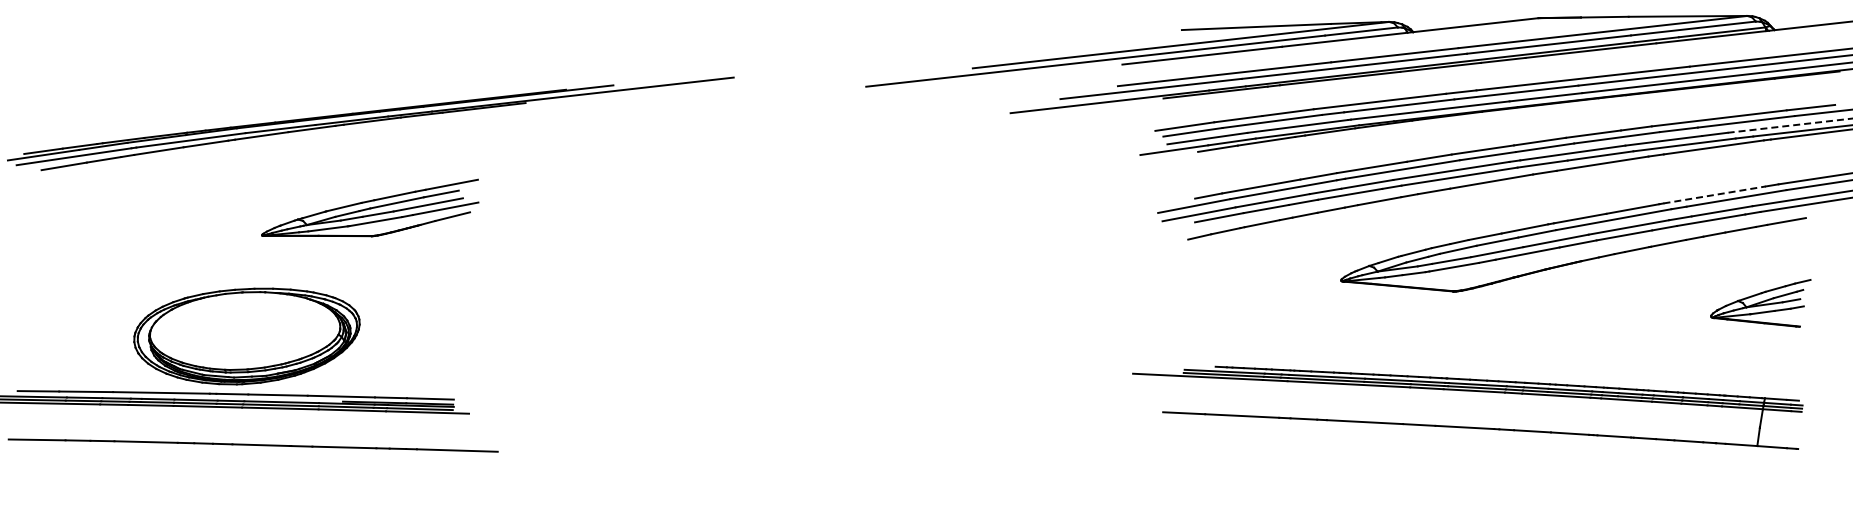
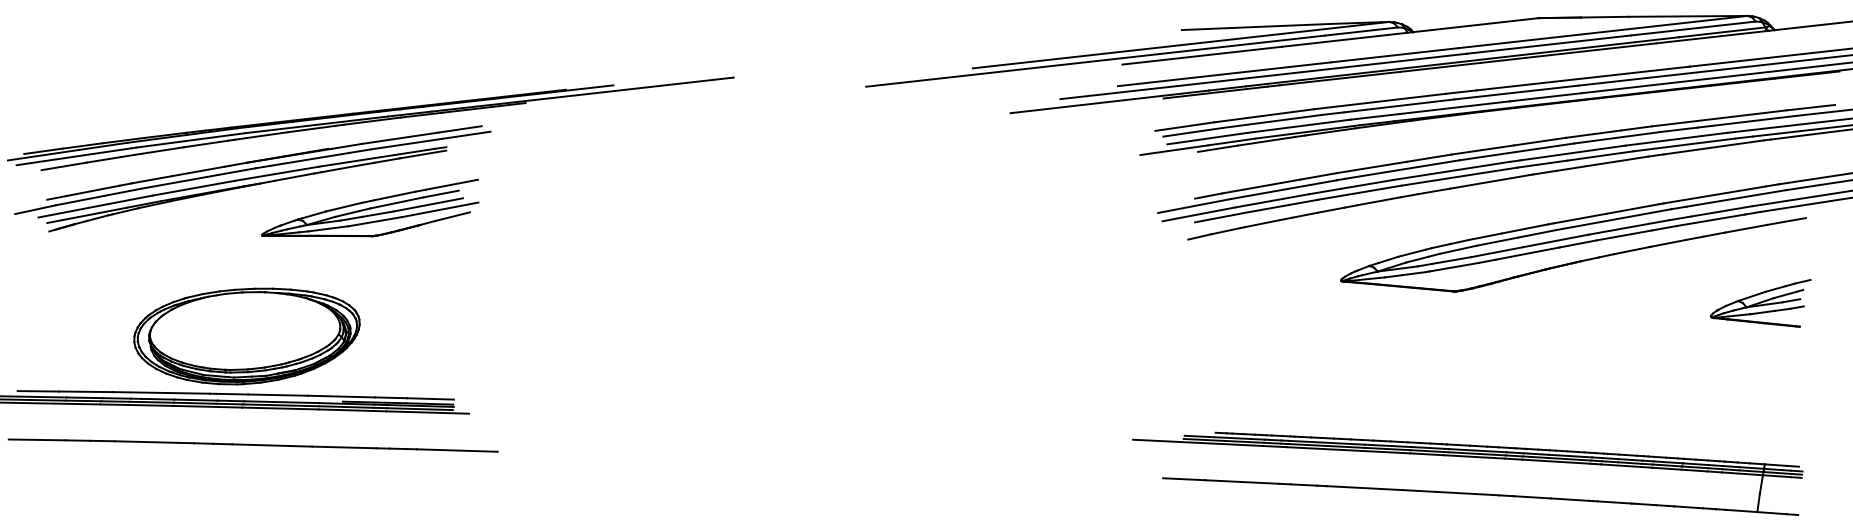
line: dashed -> solid (1790, 125)
part: none -> present (252, 178)
line: dashed -> solid (1714, 194)
part position: (1467, 391) -> (1467, 457) (1467, 457)
